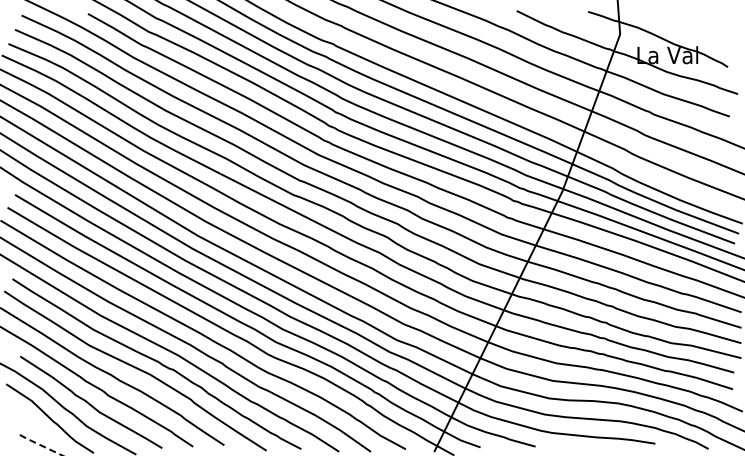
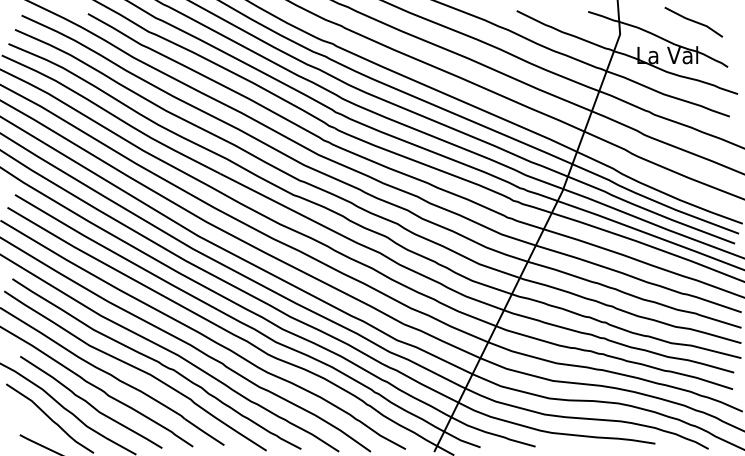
line: none -> present (693, 21)
line: dashed -> solid (40, 445)
